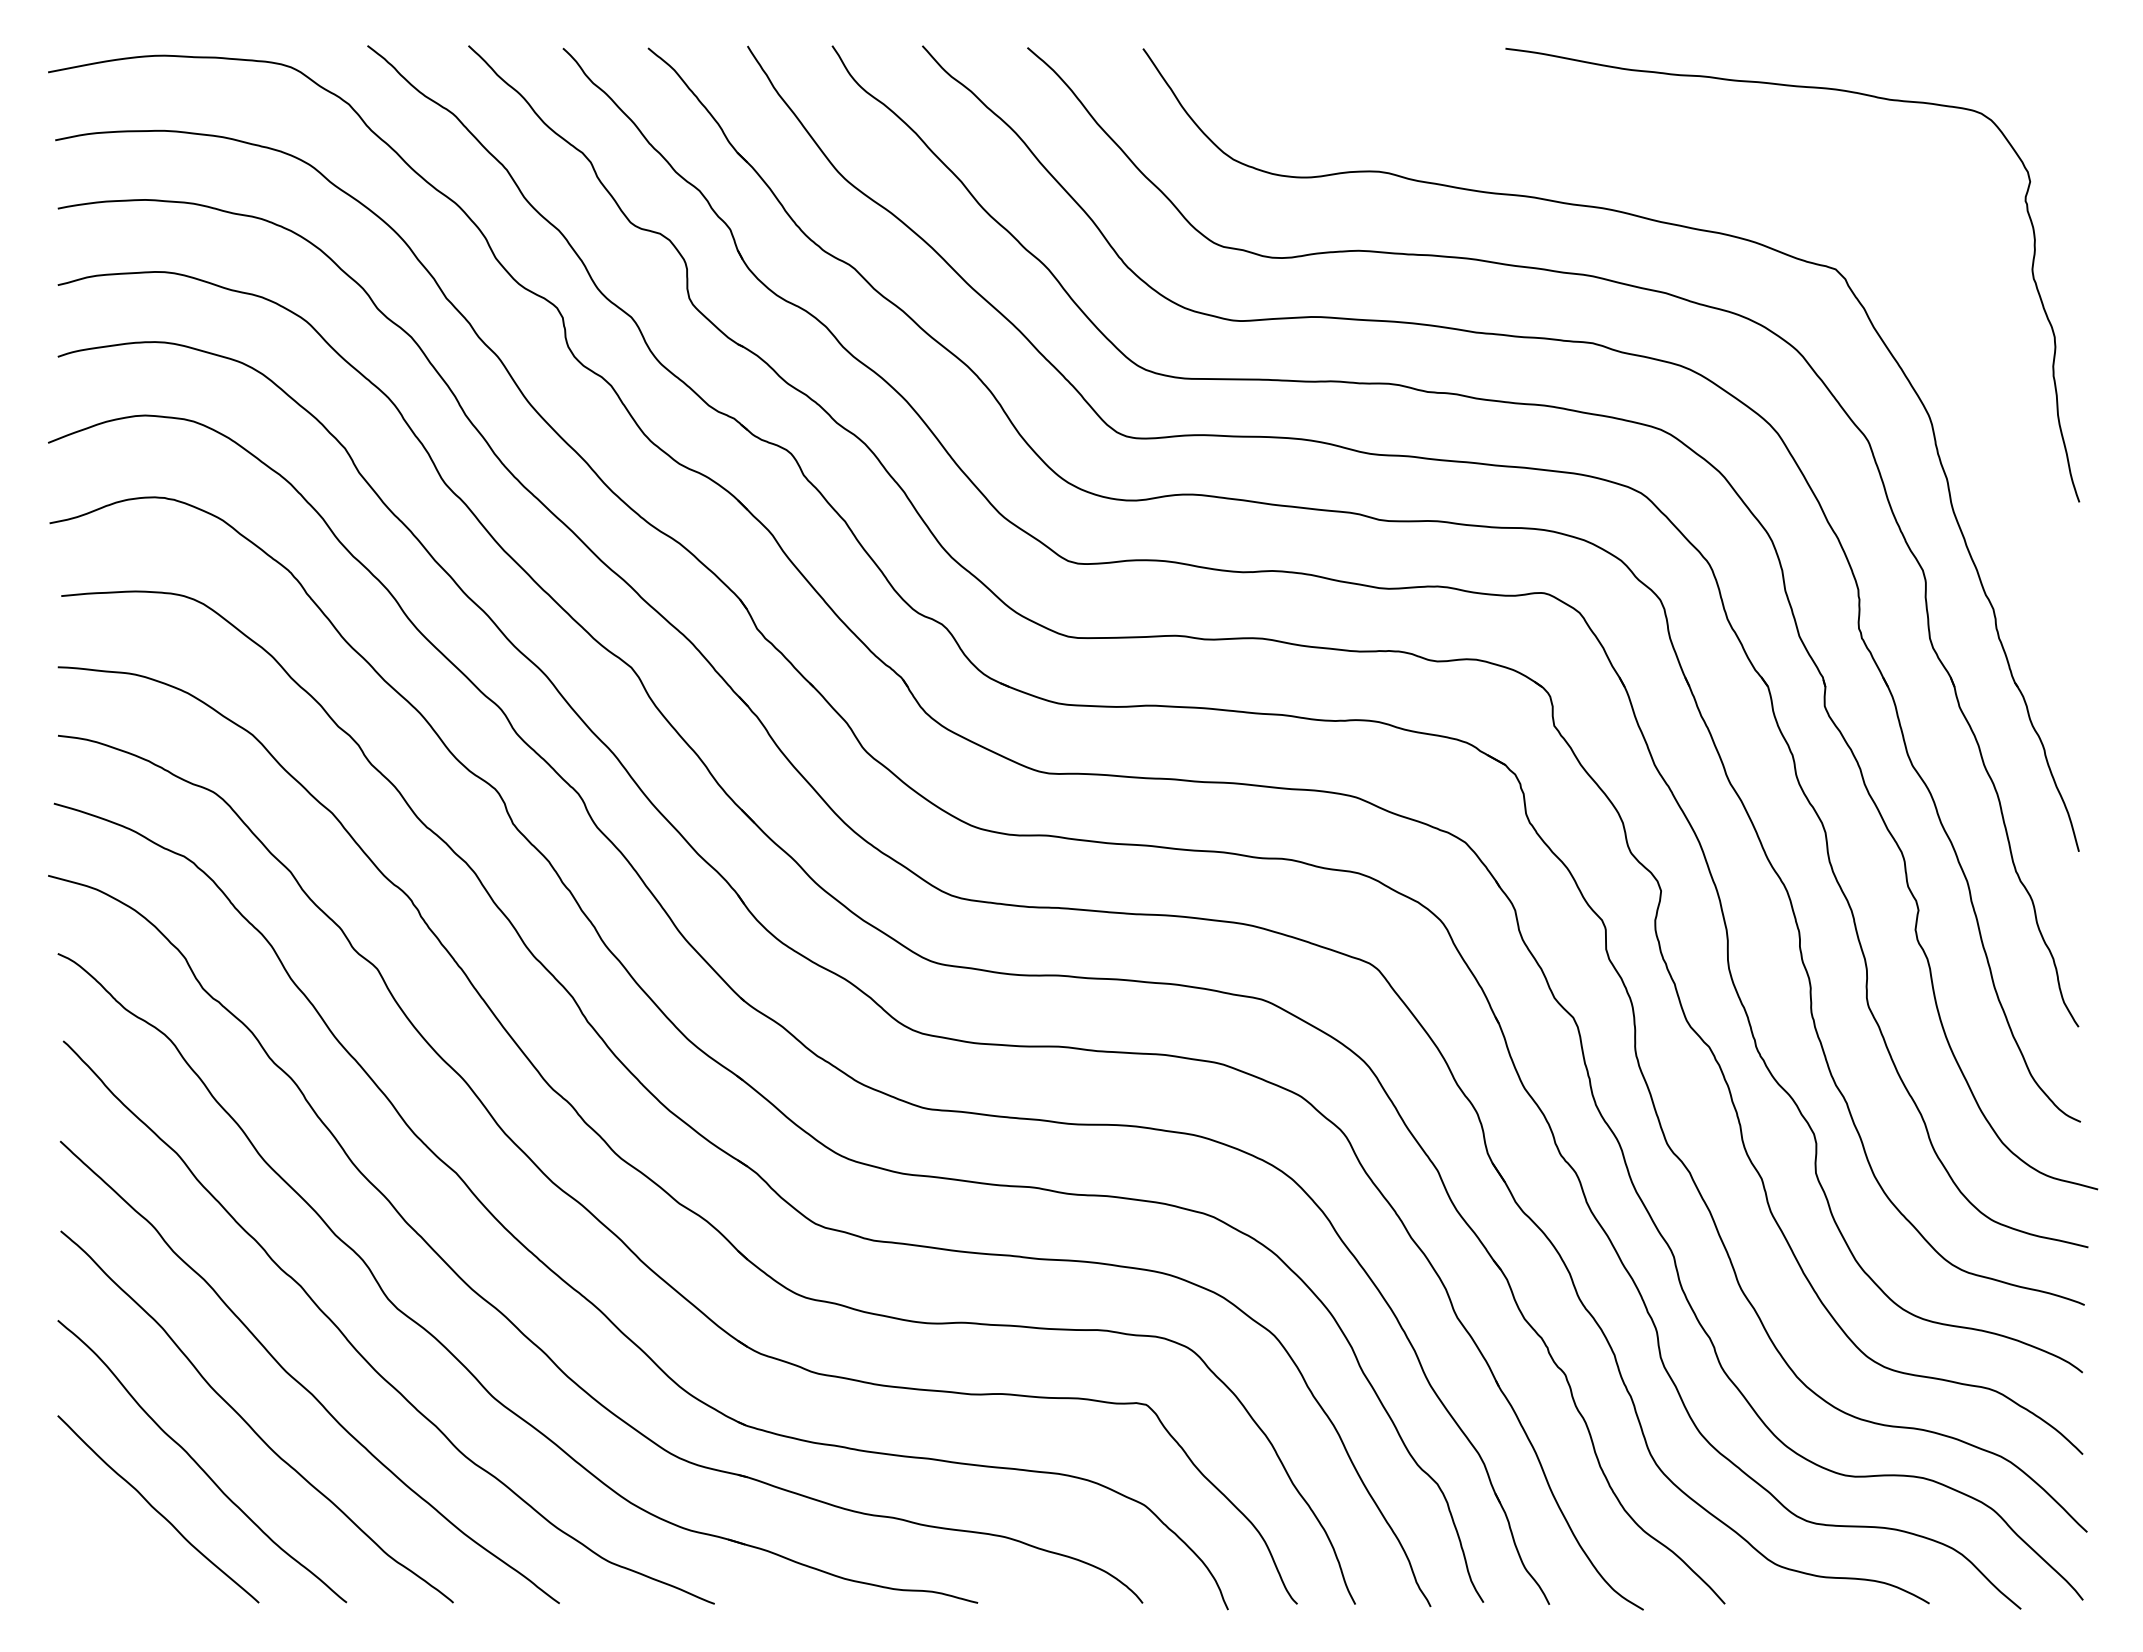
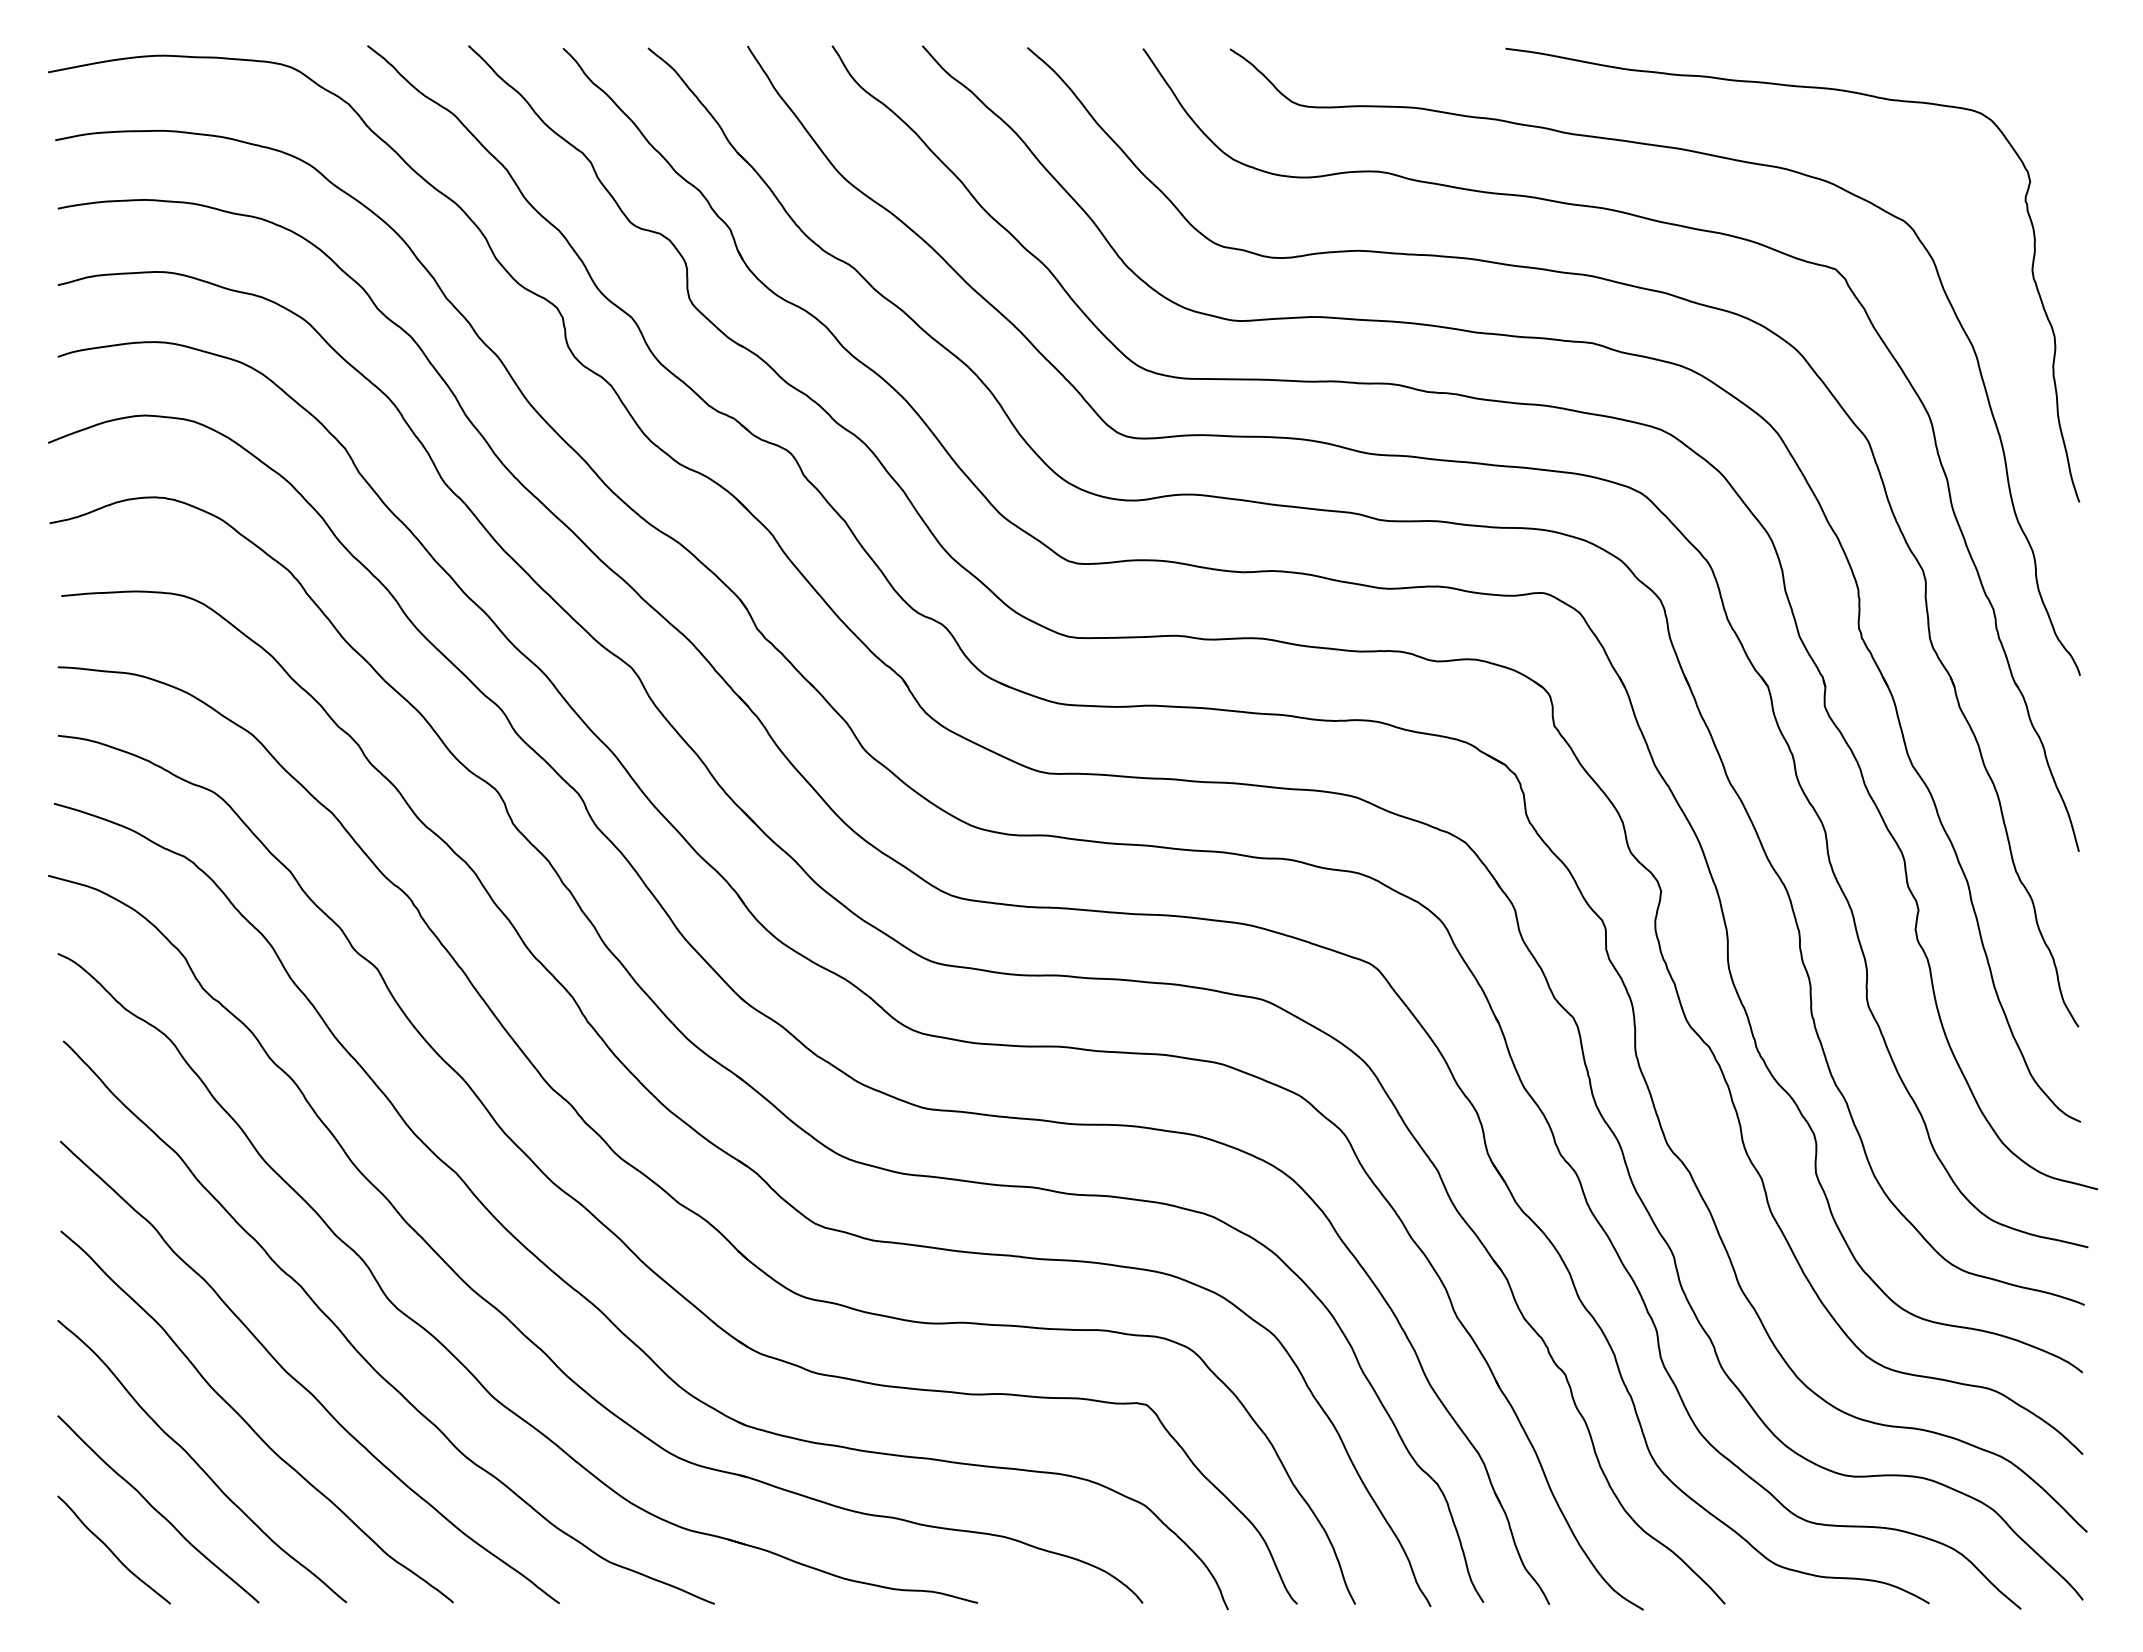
curve: none -> present (1697, 153)
curve: none -> present (111, 1550)
